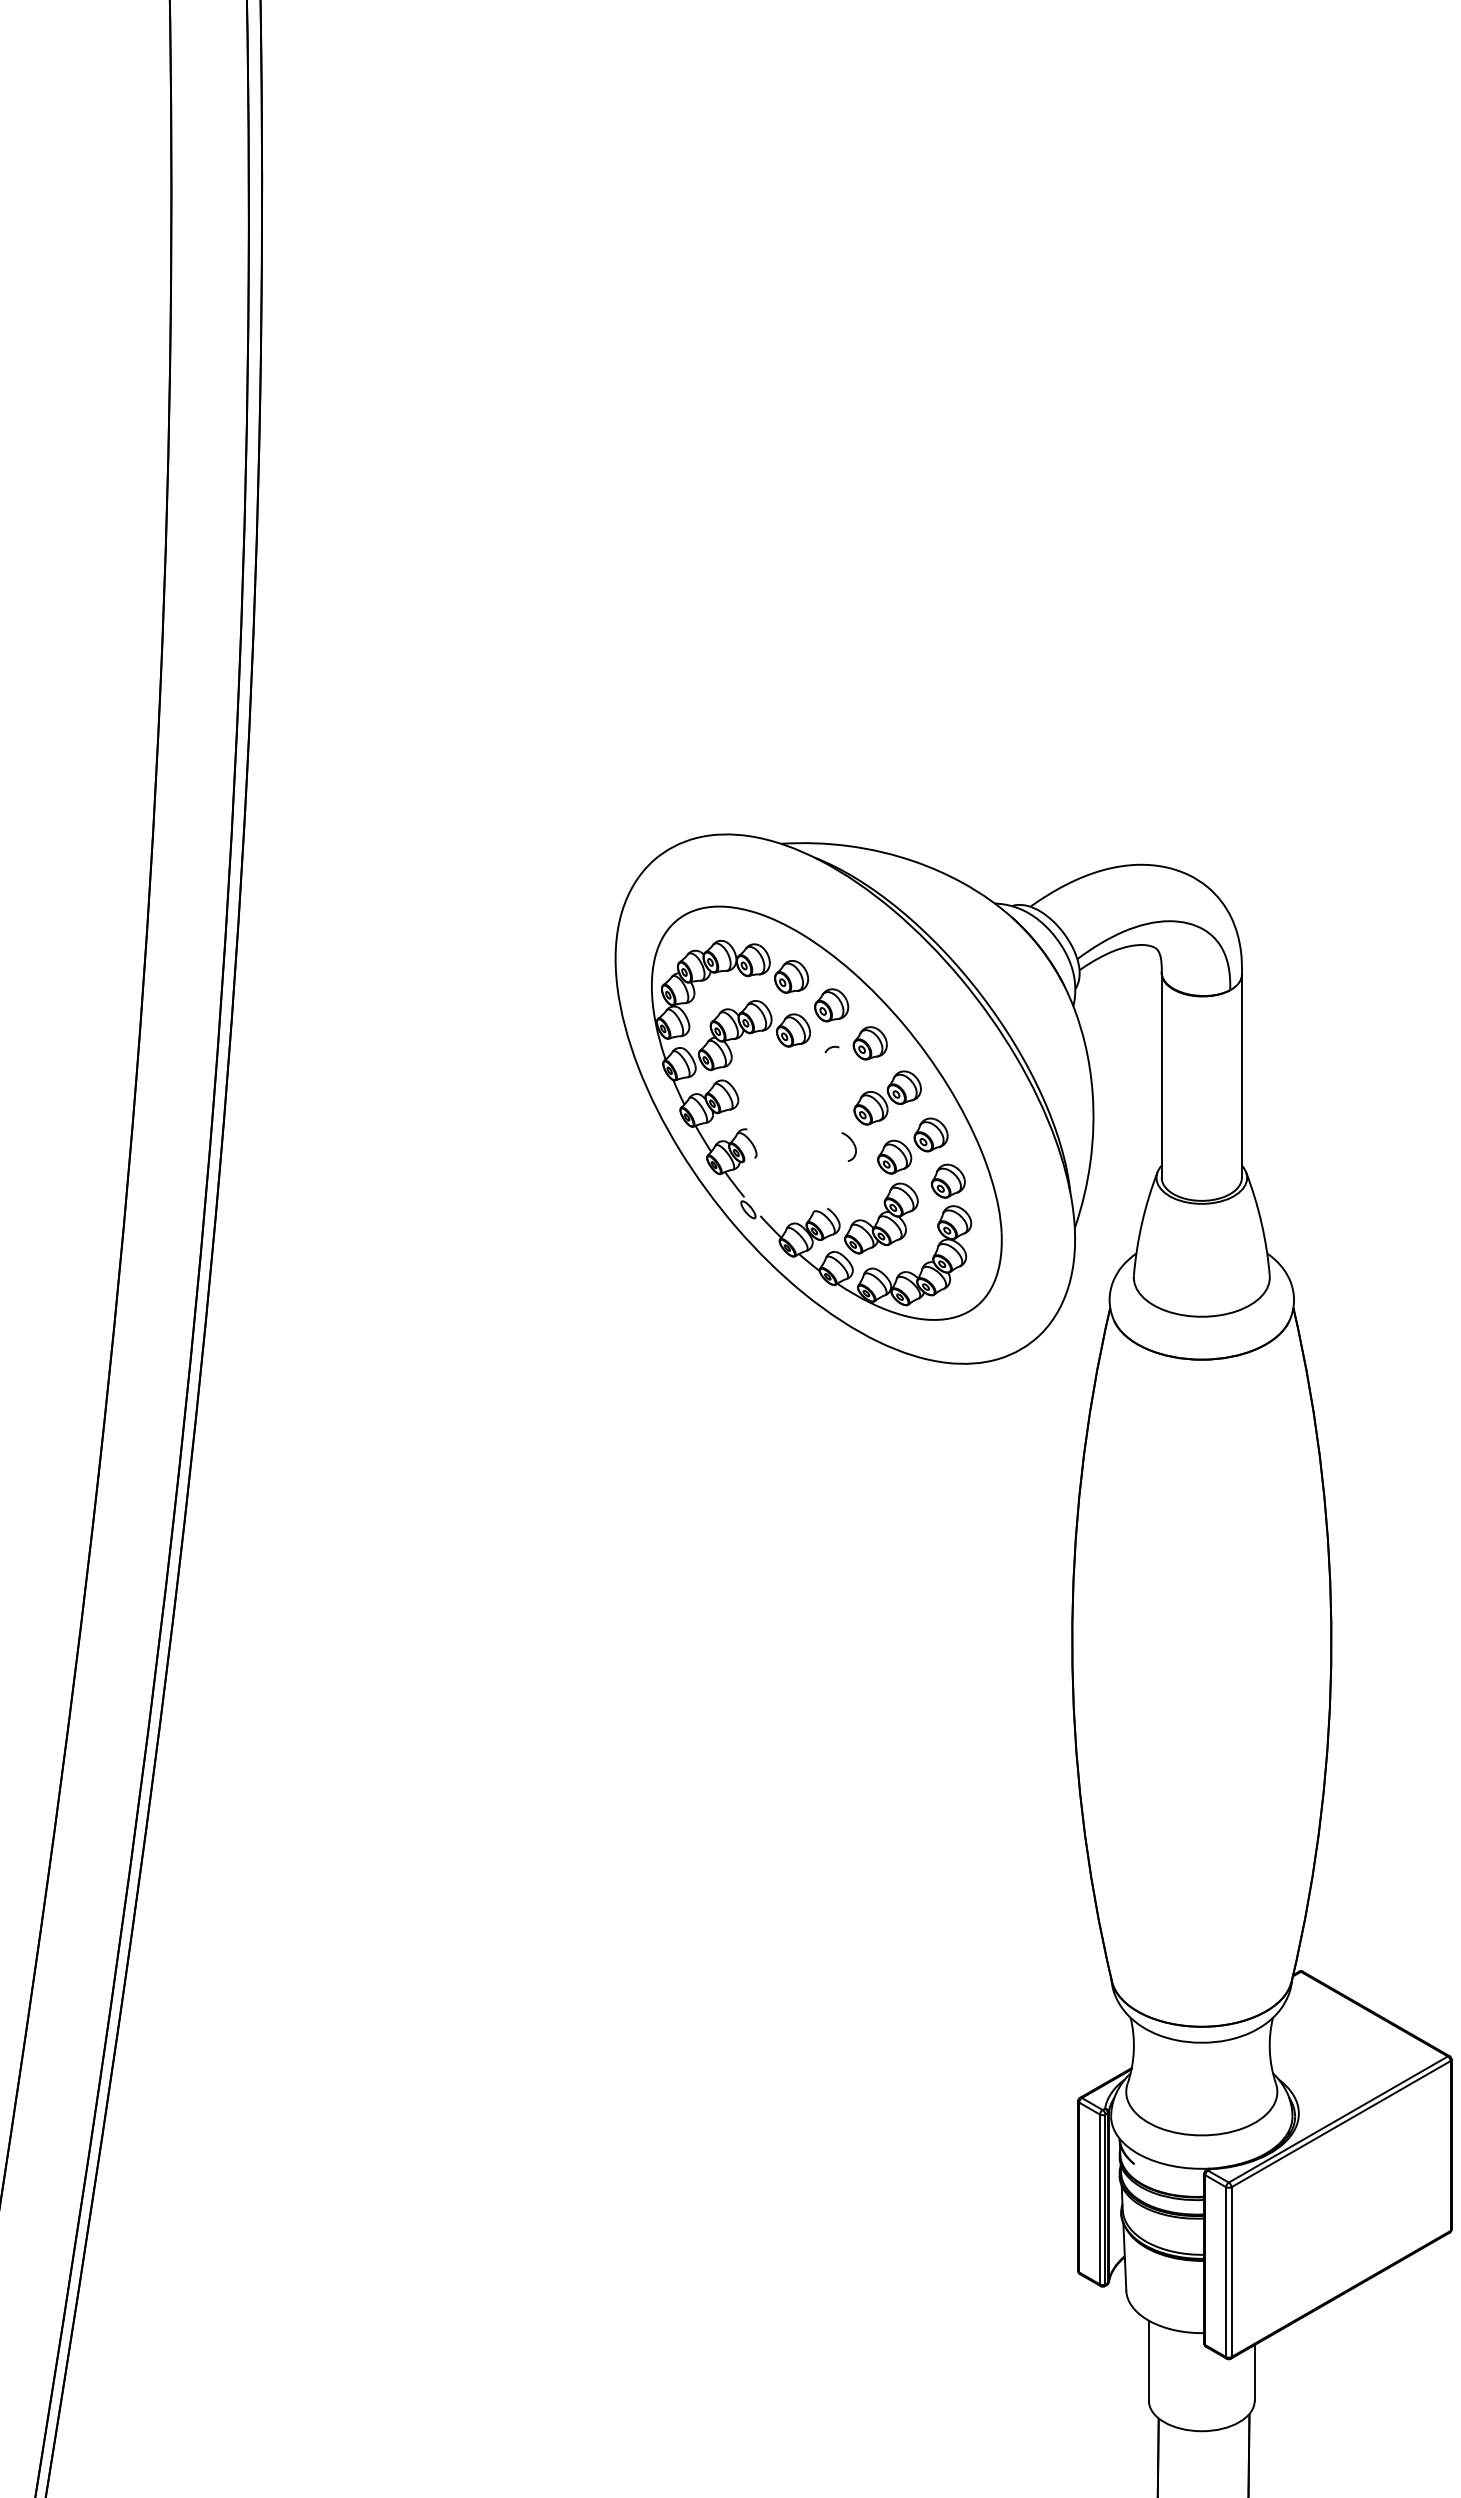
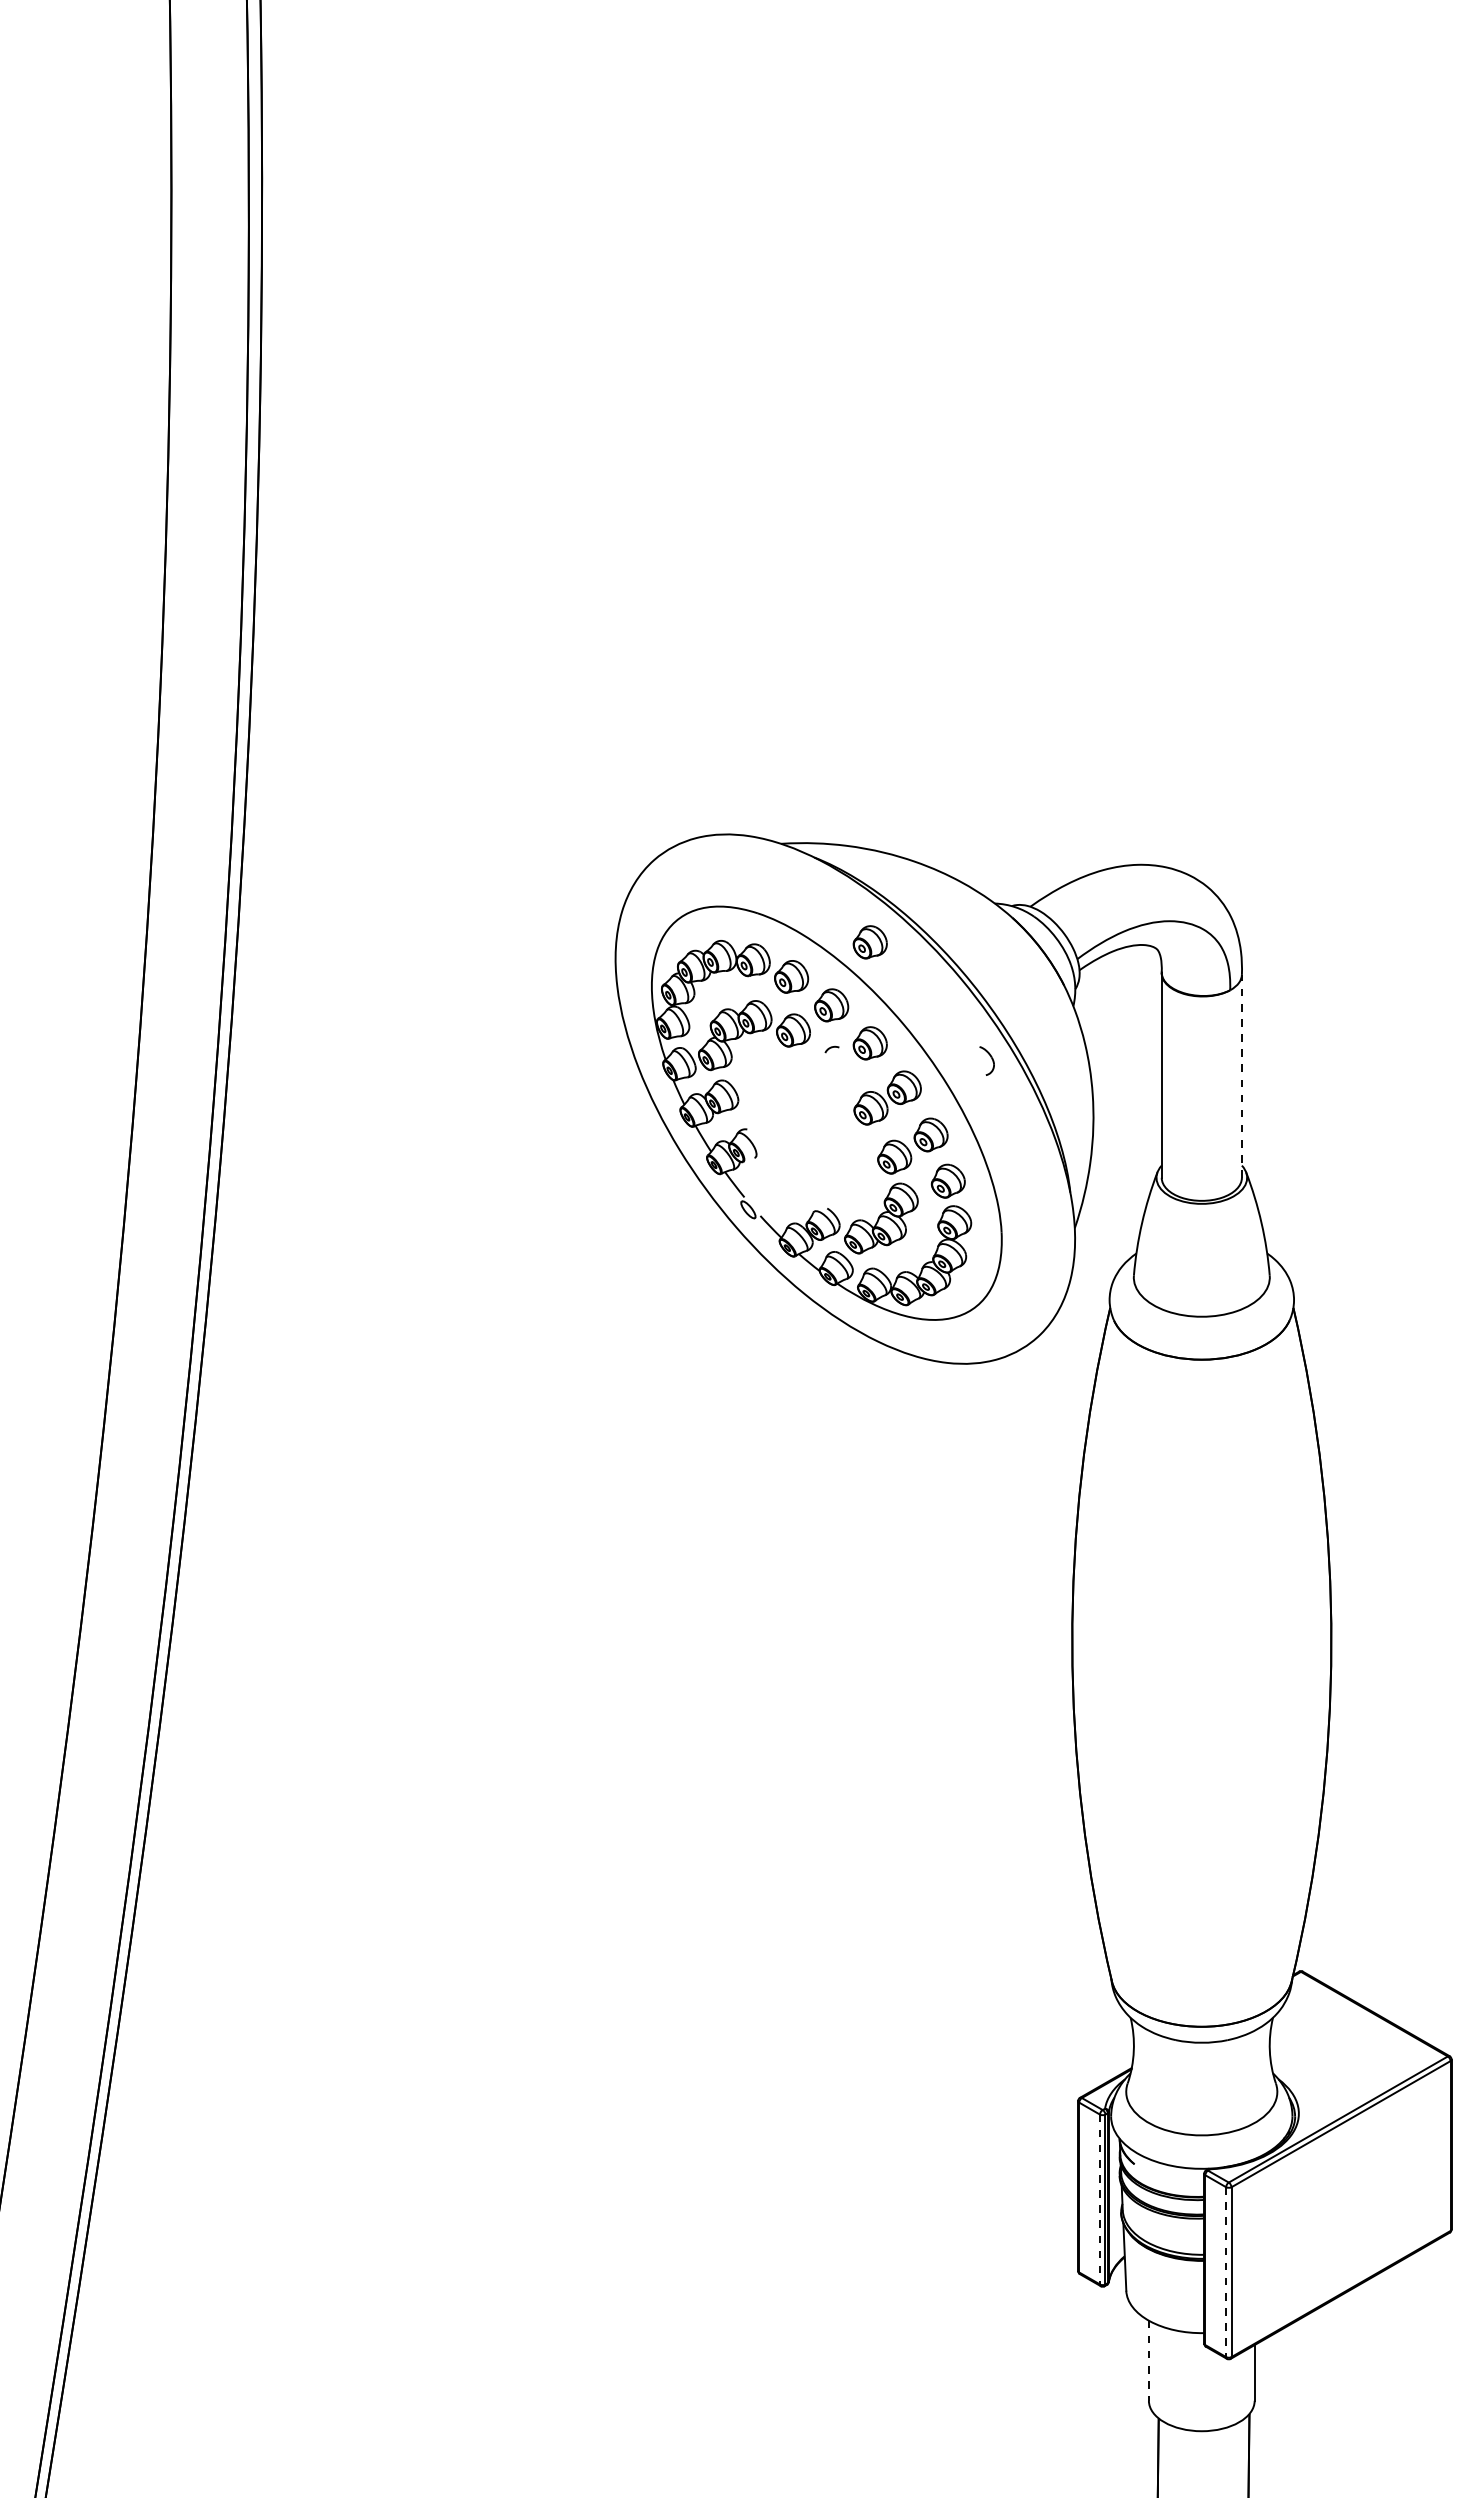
part: none -> present (869, 942)
line: solid -> dashed (1241, 1076)
part position: (848, 1146) -> (986, 1060) (986, 1060)
line: solid -> dashed (1100, 2199)
line: solid -> dashed (1226, 2272)
line: solid -> dashed (1148, 2361)
